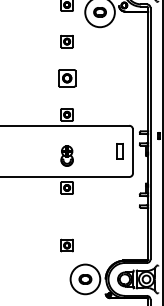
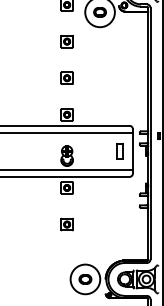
part size: 19x19 px -> 14x14 px (66, 77)
line: none -> present (67, 133)
line: none -> present (67, 169)
part position: (66, 245) -> (66, 224) (66, 224)
